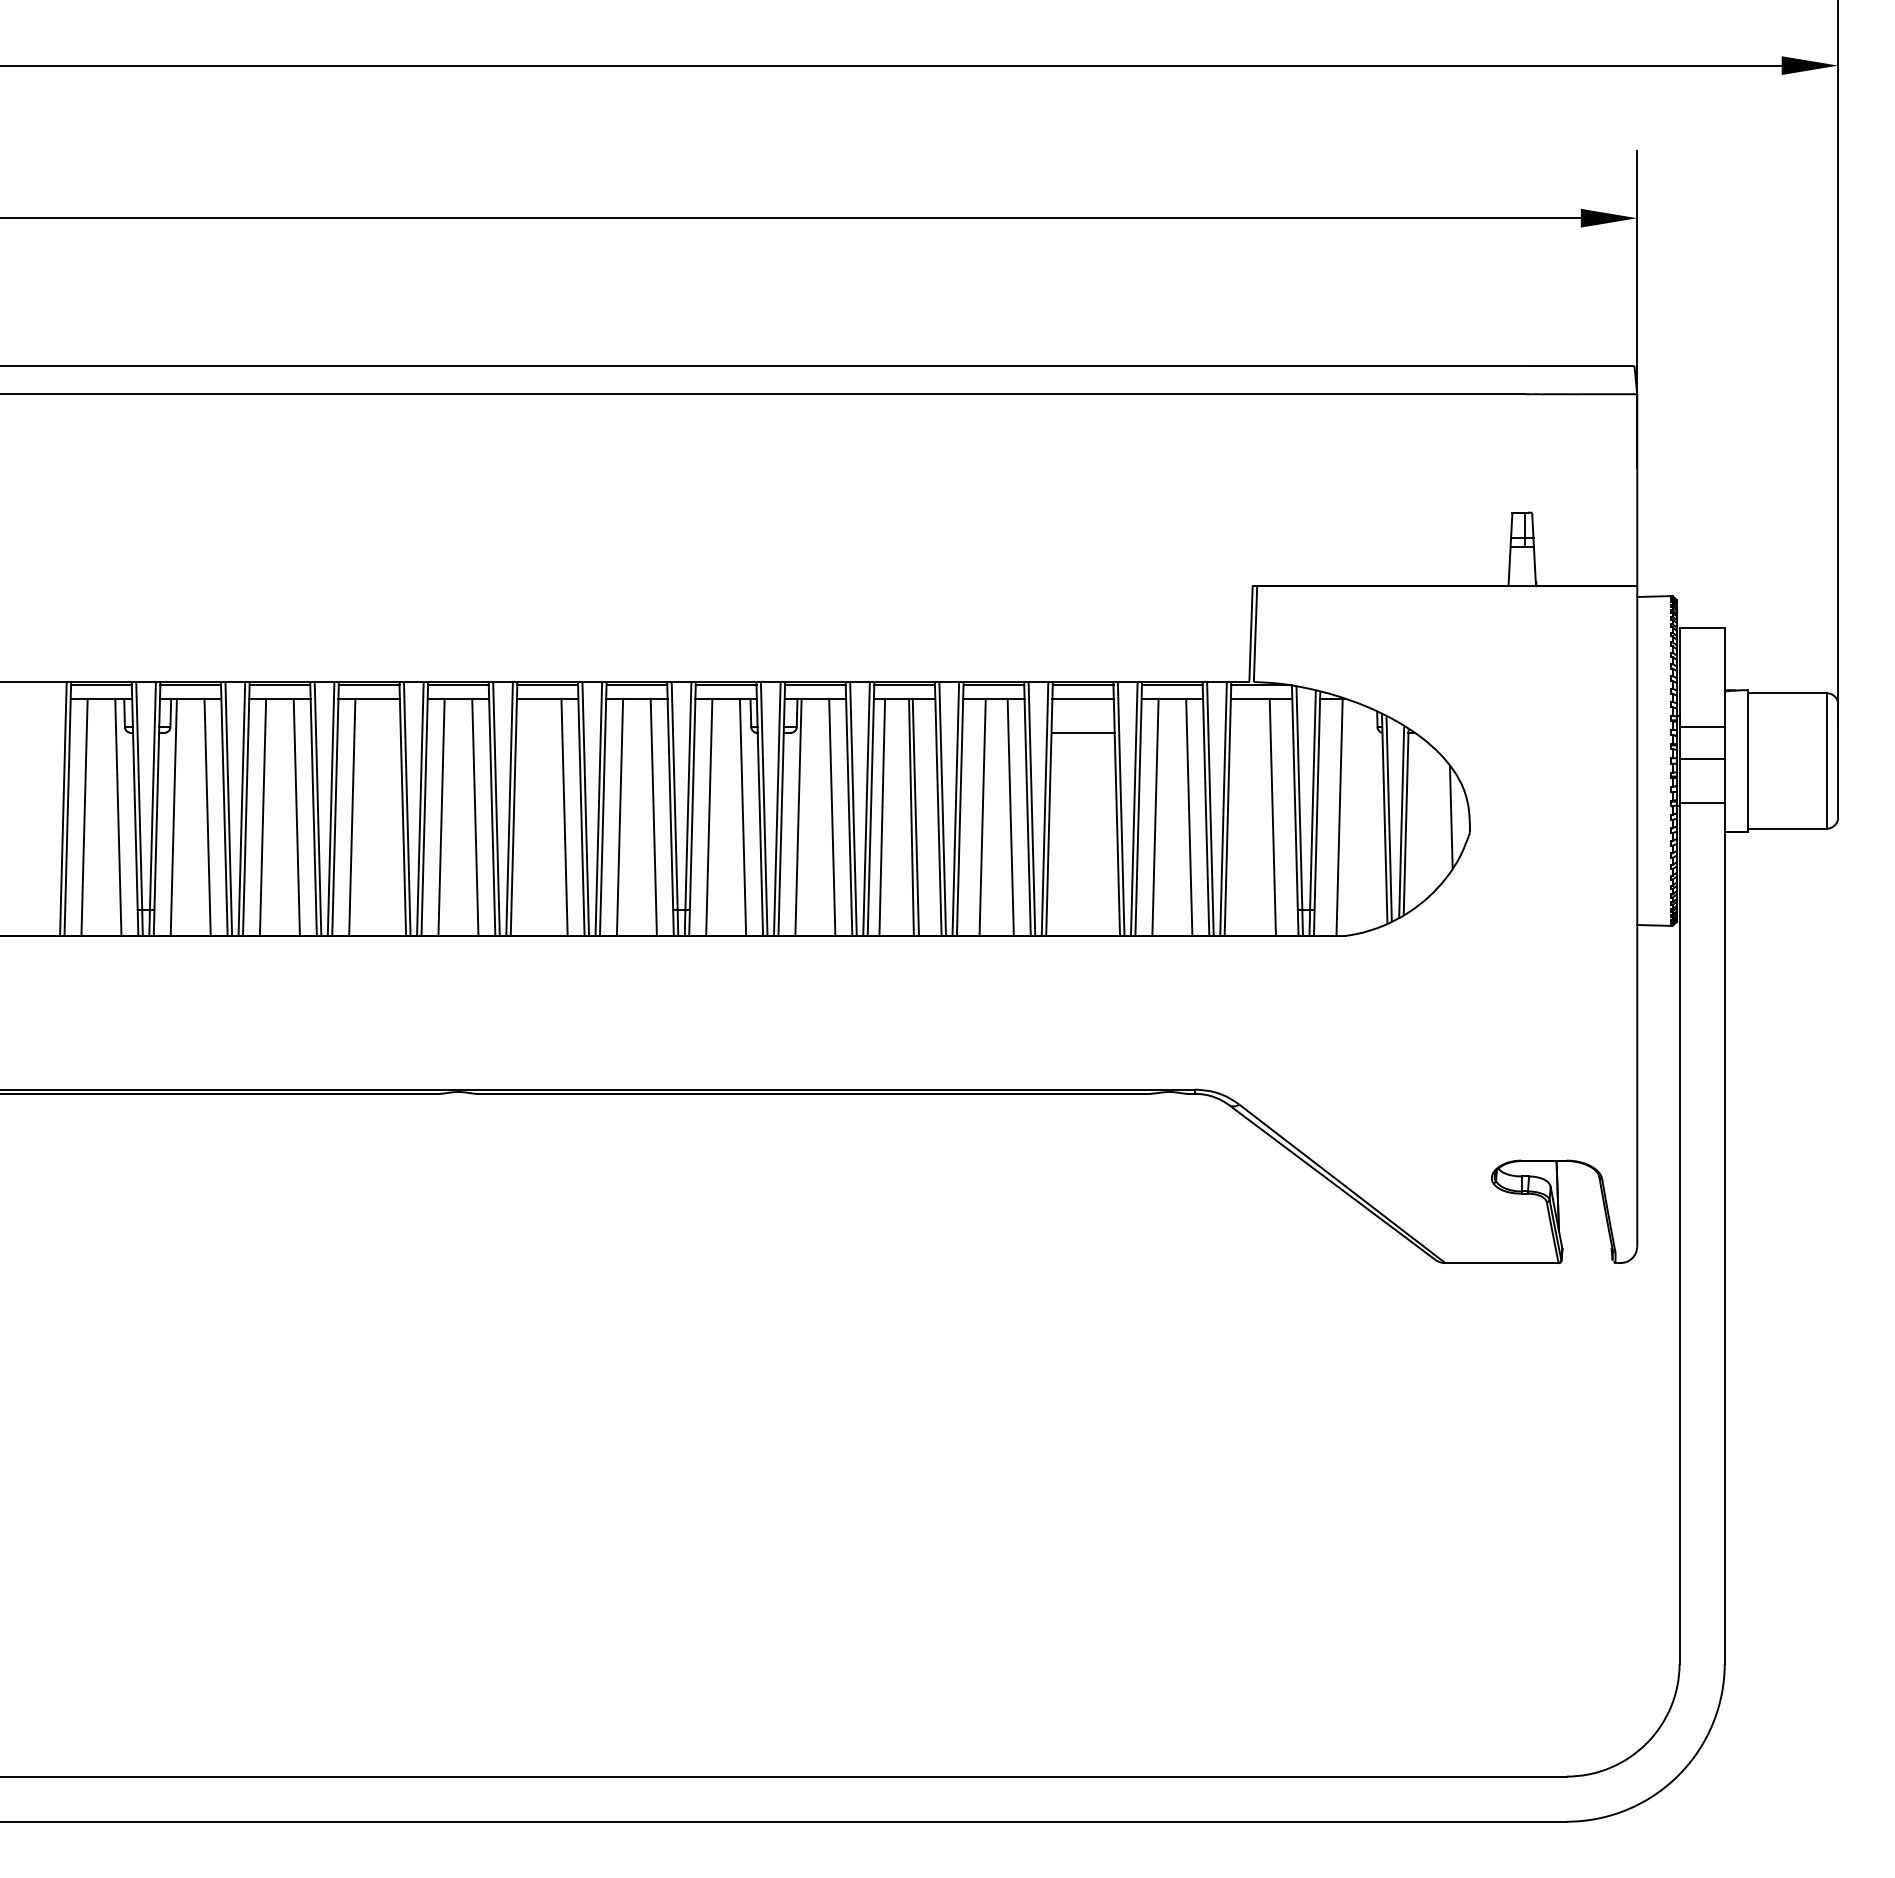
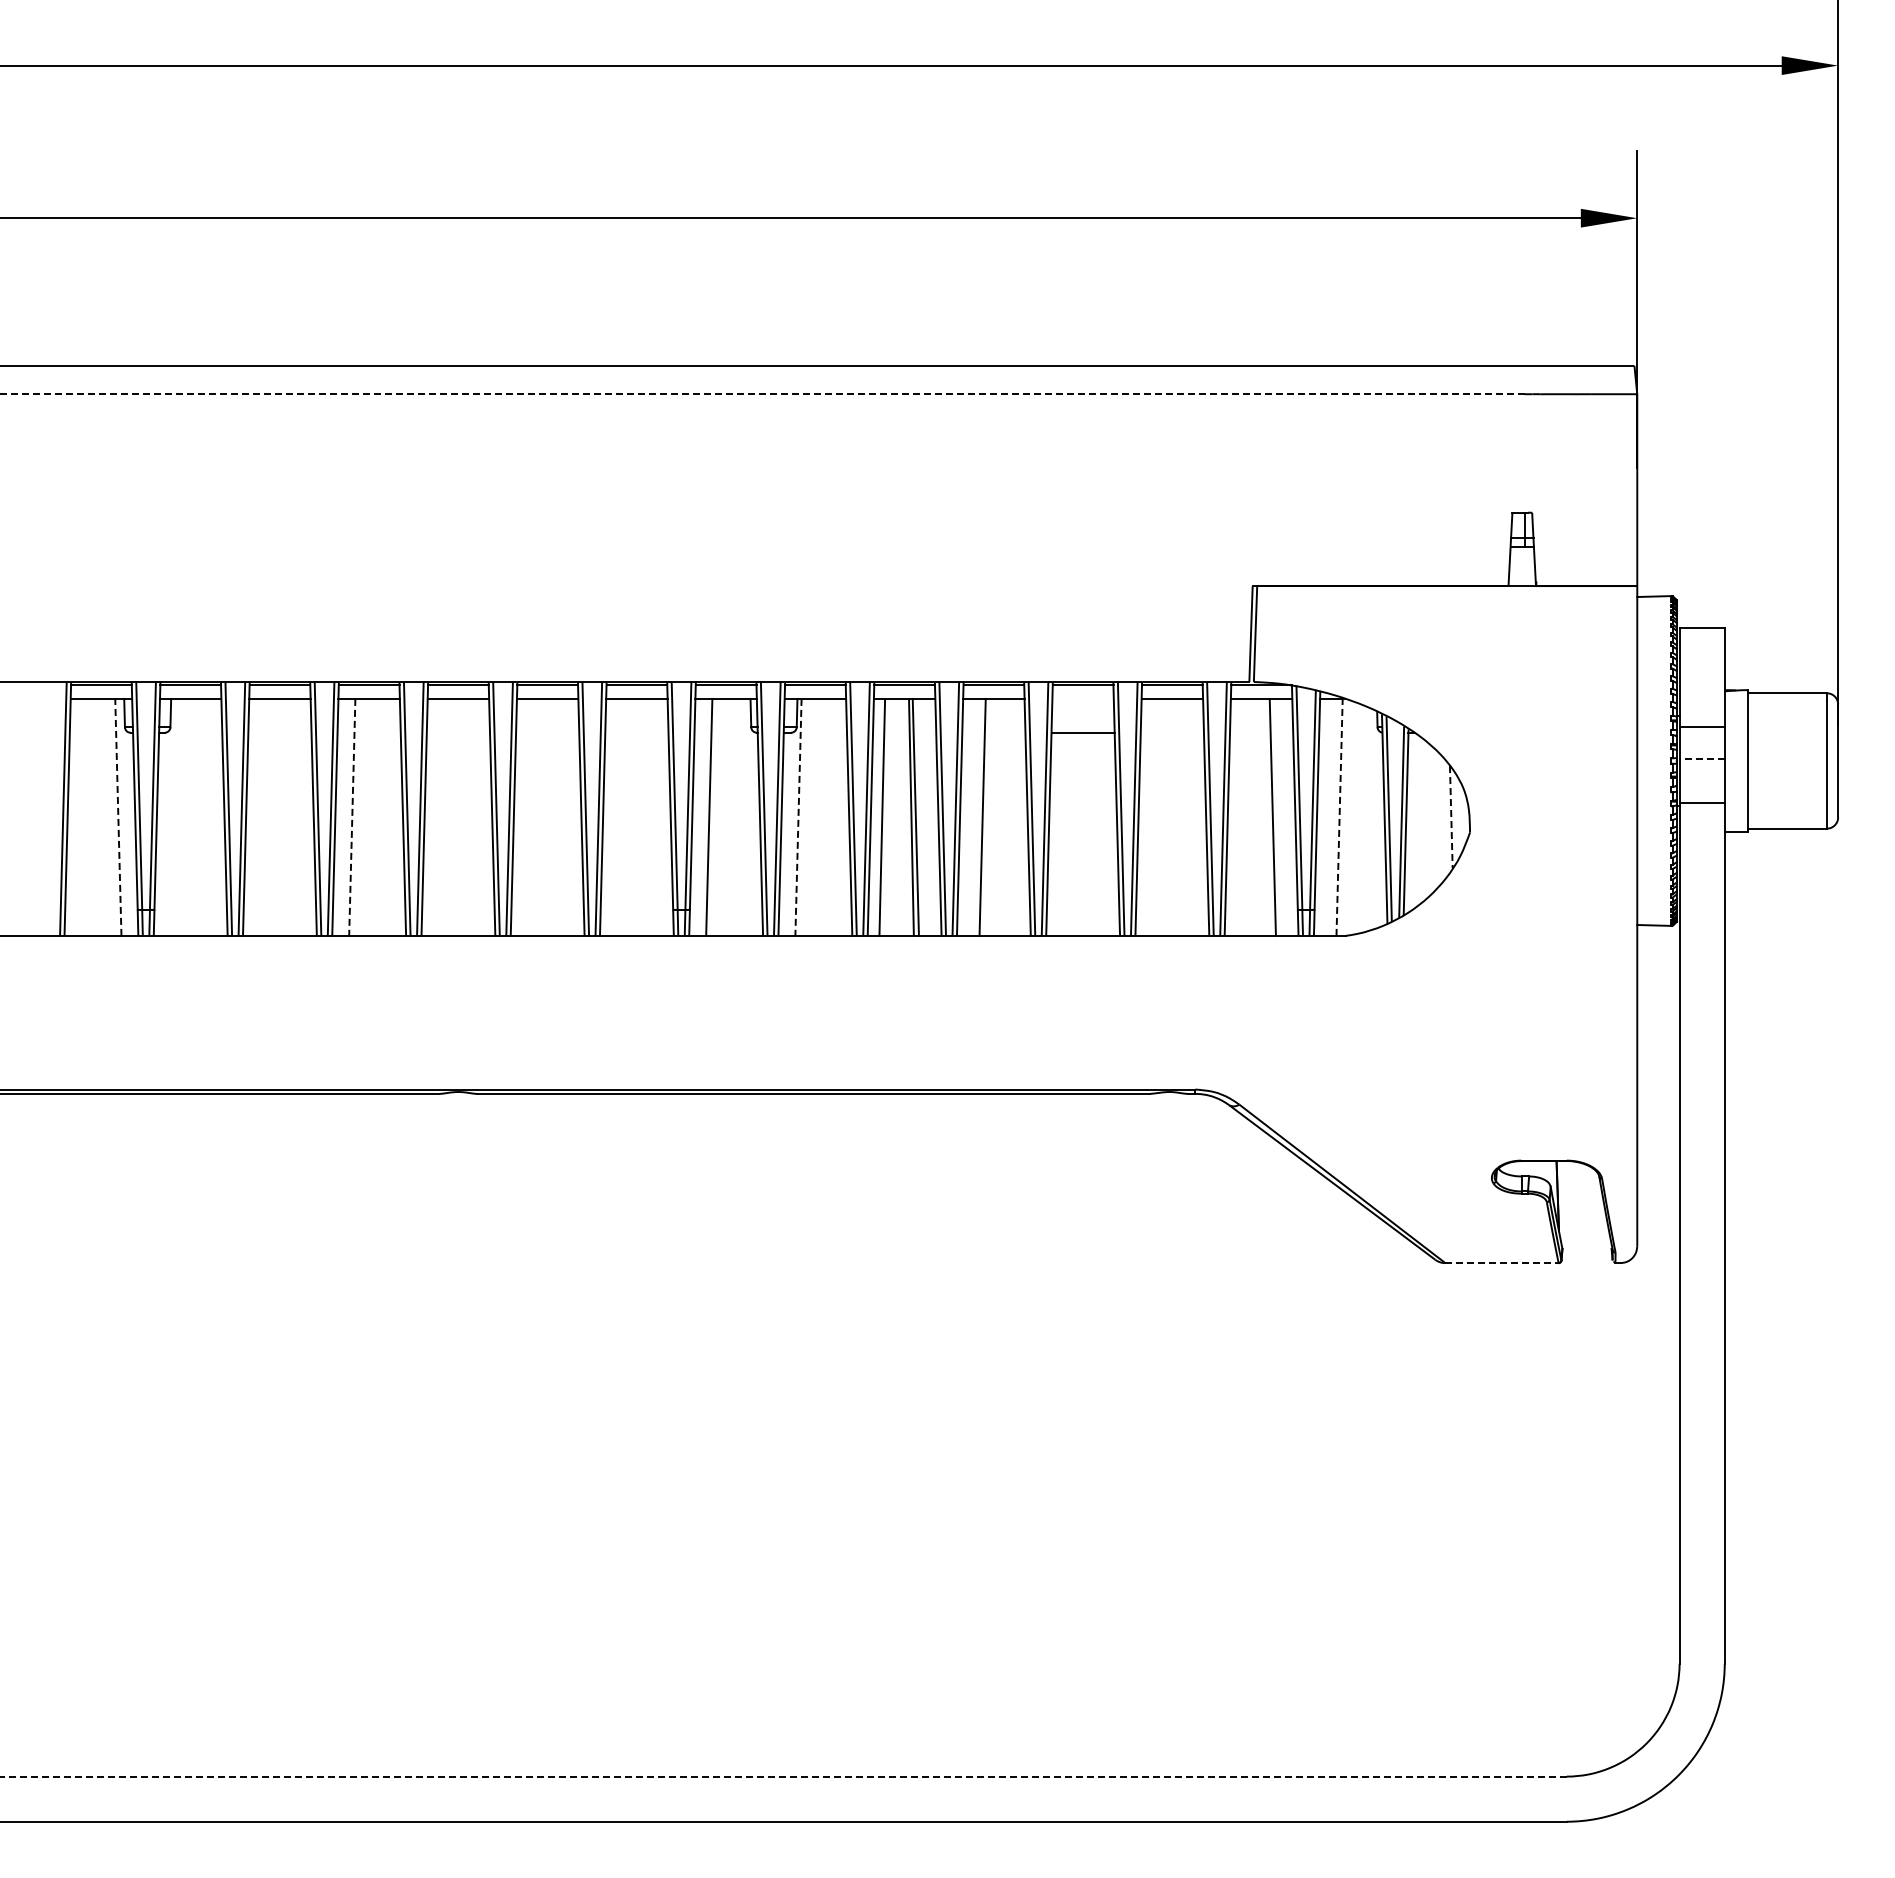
line: solid -> dashed (762, 394)
line: present -> none (1082, 698)
line: solid -> dashed (1702, 758)
line: present -> none (84, 816)
line: present -> none (173, 816)
line: present -> none (207, 816)
line: present -> none (262, 816)
line: present -> none (296, 816)
line: present -> none (441, 816)
line: present -> none (475, 816)
line: present -> none (564, 816)
line: present -> none (619, 816)
line: present -> none (653, 816)
line: present -> none (742, 816)
line: present -> none (832, 816)
line: present -> none (1010, 816)
line: present -> none (1155, 816)
line: present -> none (1189, 816)
line: solid -> dashed (118, 817)
line: solid -> dashed (352, 817)
line: solid -> dashed (798, 817)
line: solid -> dashed (1339, 817)
line: solid -> dashed (1451, 817)
line: solid -> dashed (1502, 1263)
line: solid -> dashed (783, 1776)
